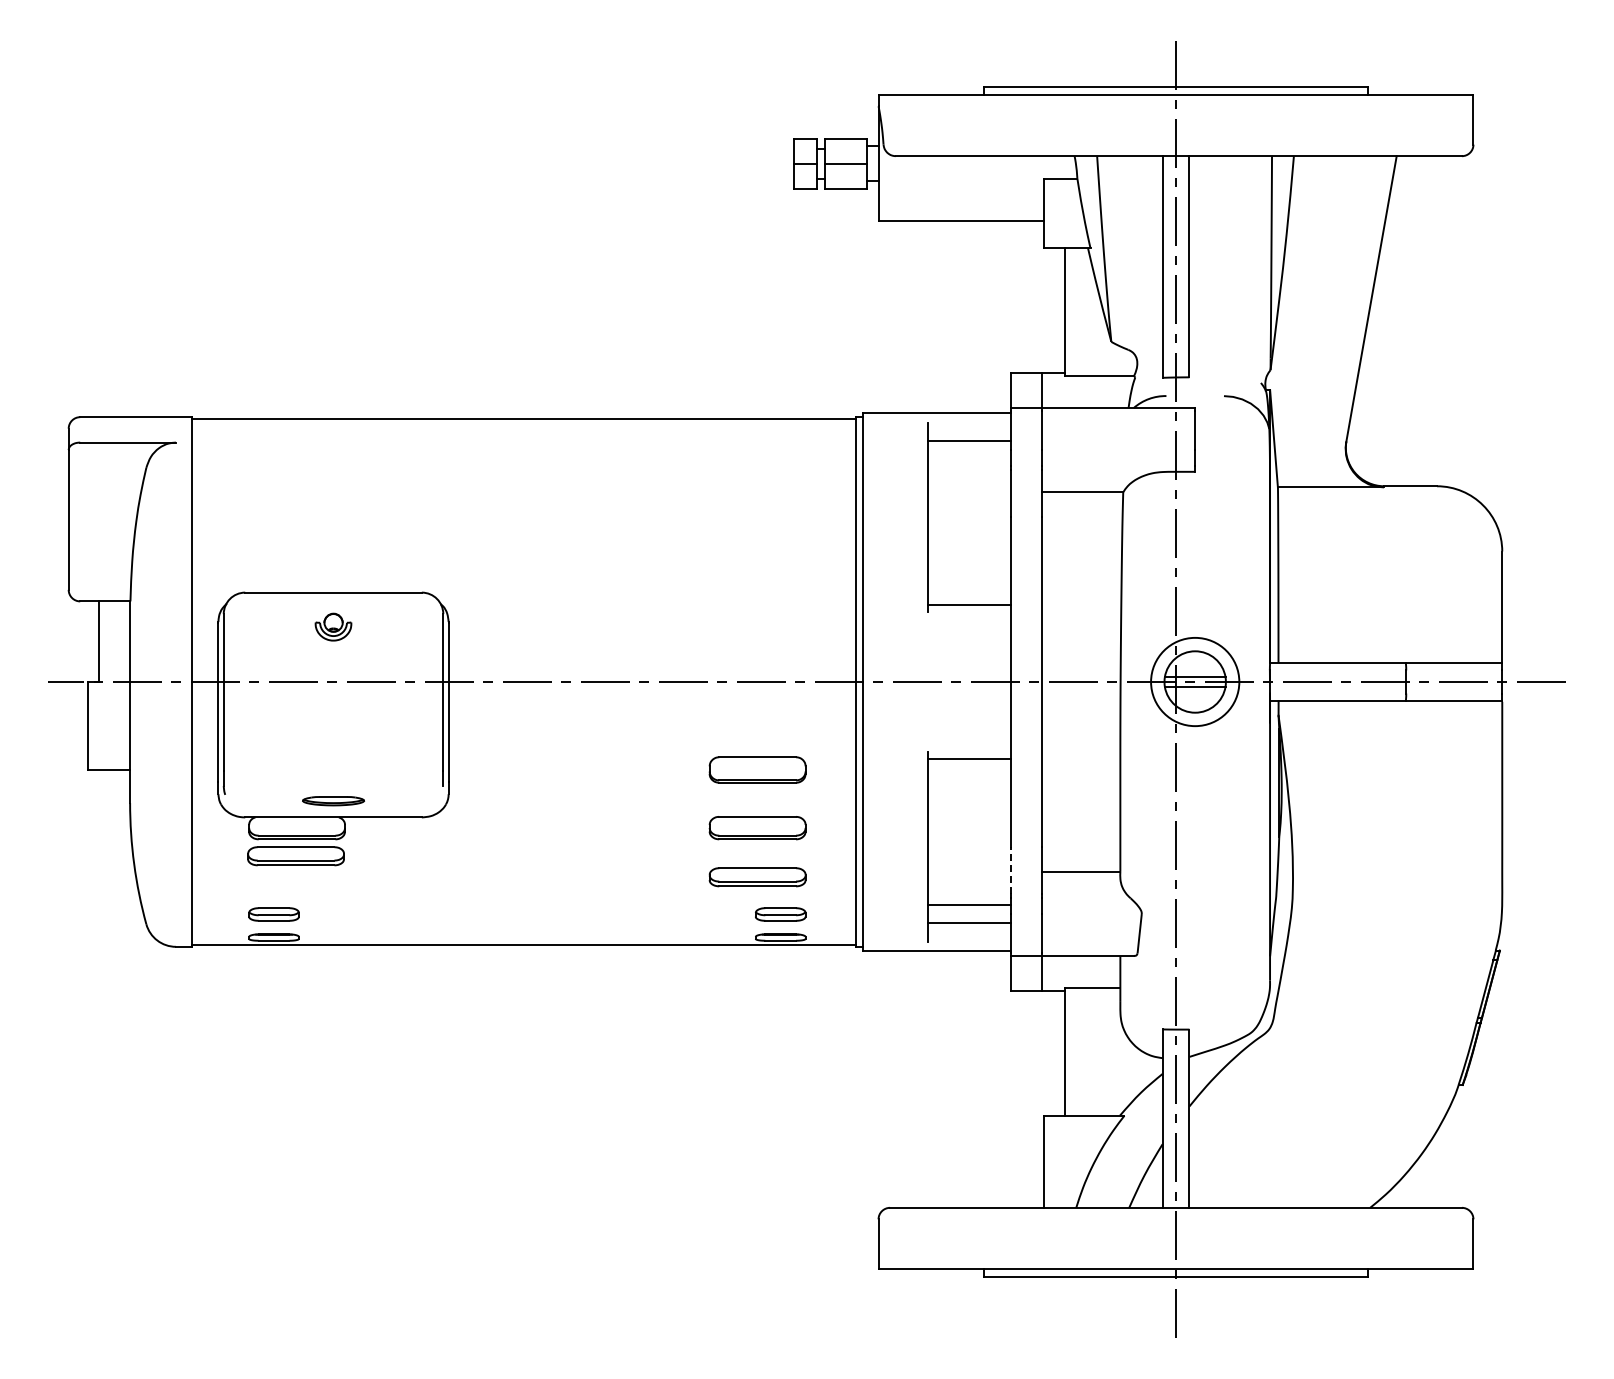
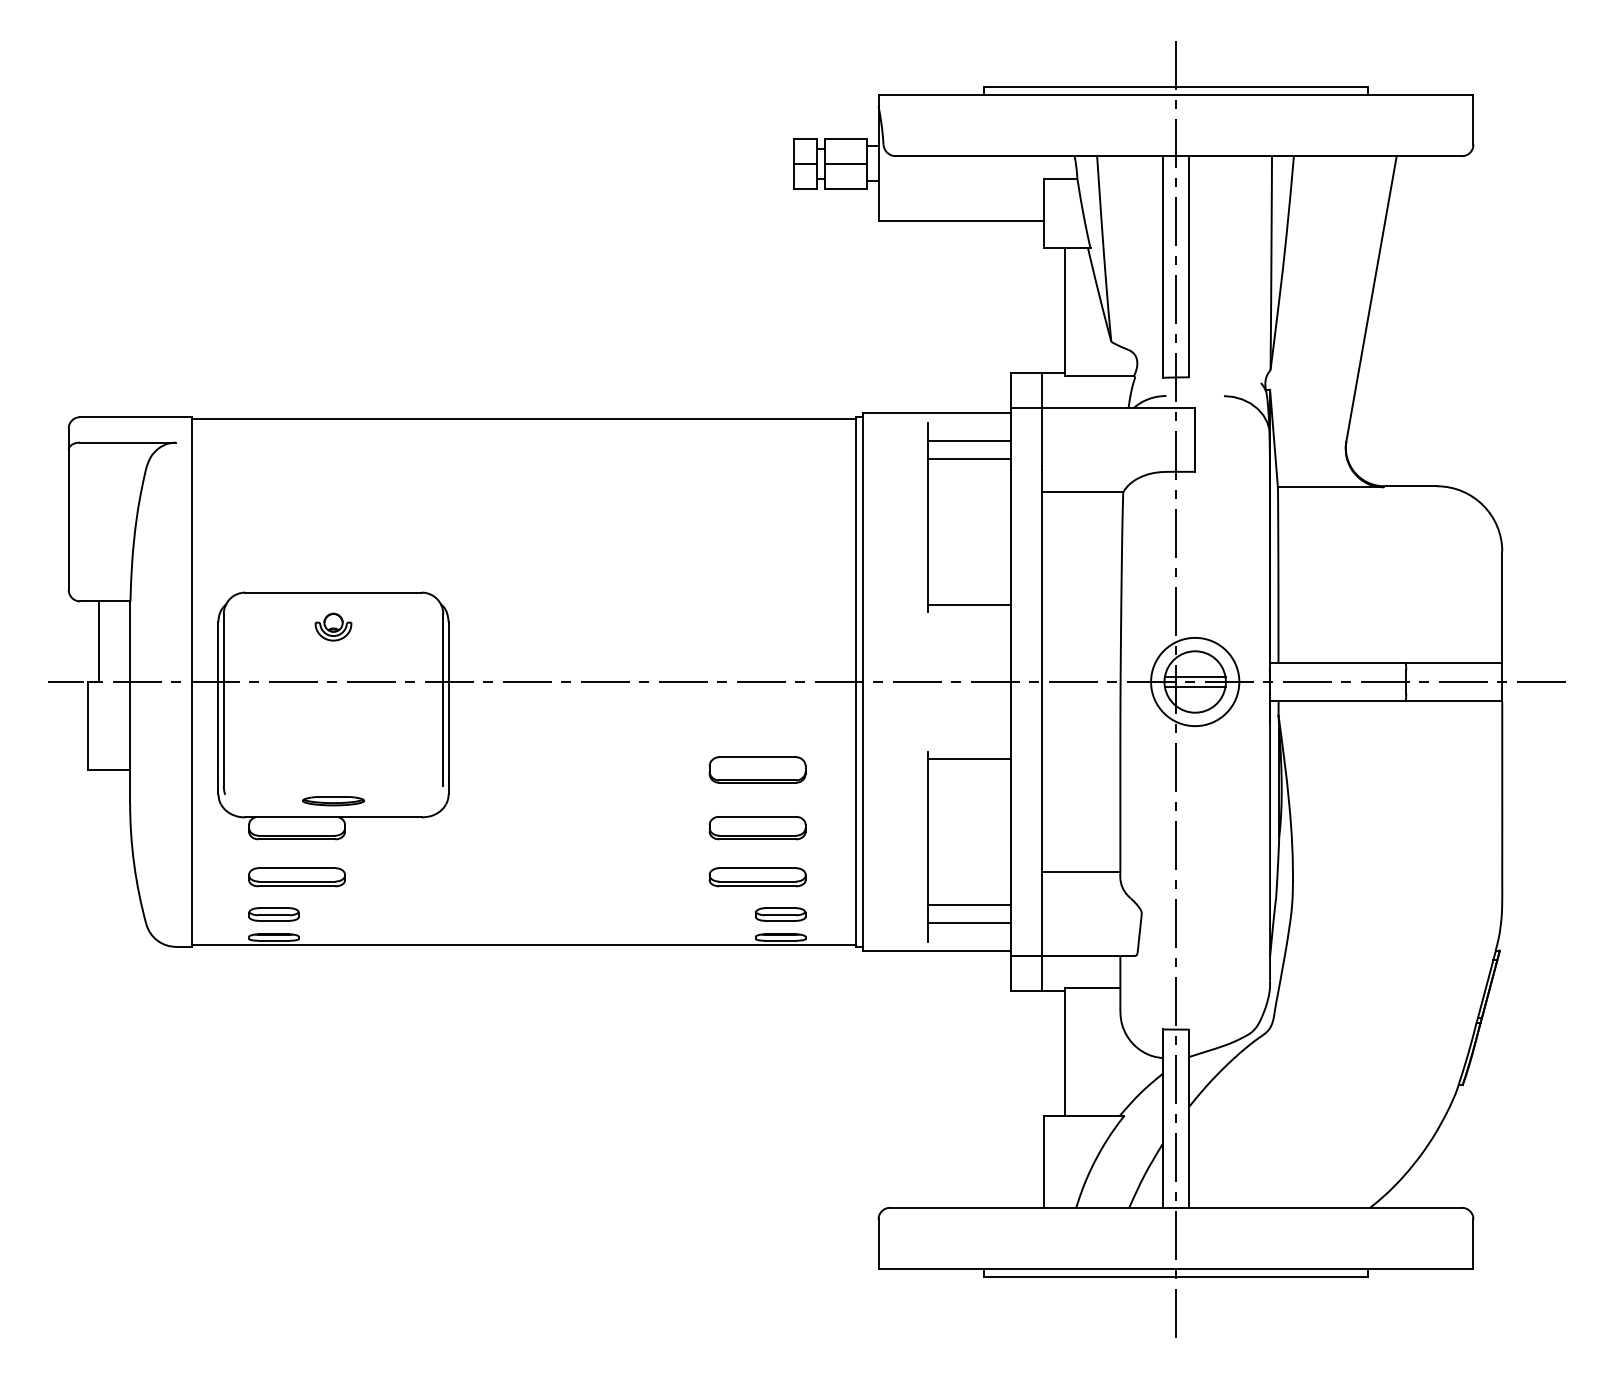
line: none -> present (969, 459)
part position: (295, 856) -> (296, 877) (296, 877)
line: dashed -> solid (1010, 870)
